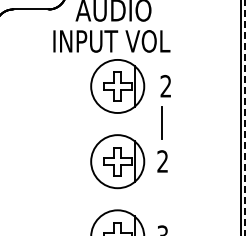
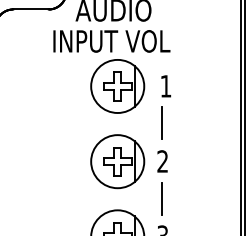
text: 2 -> 1 (165, 86)
line: dashed -> solid (245, 118)
line: none -> present (162, 199)
